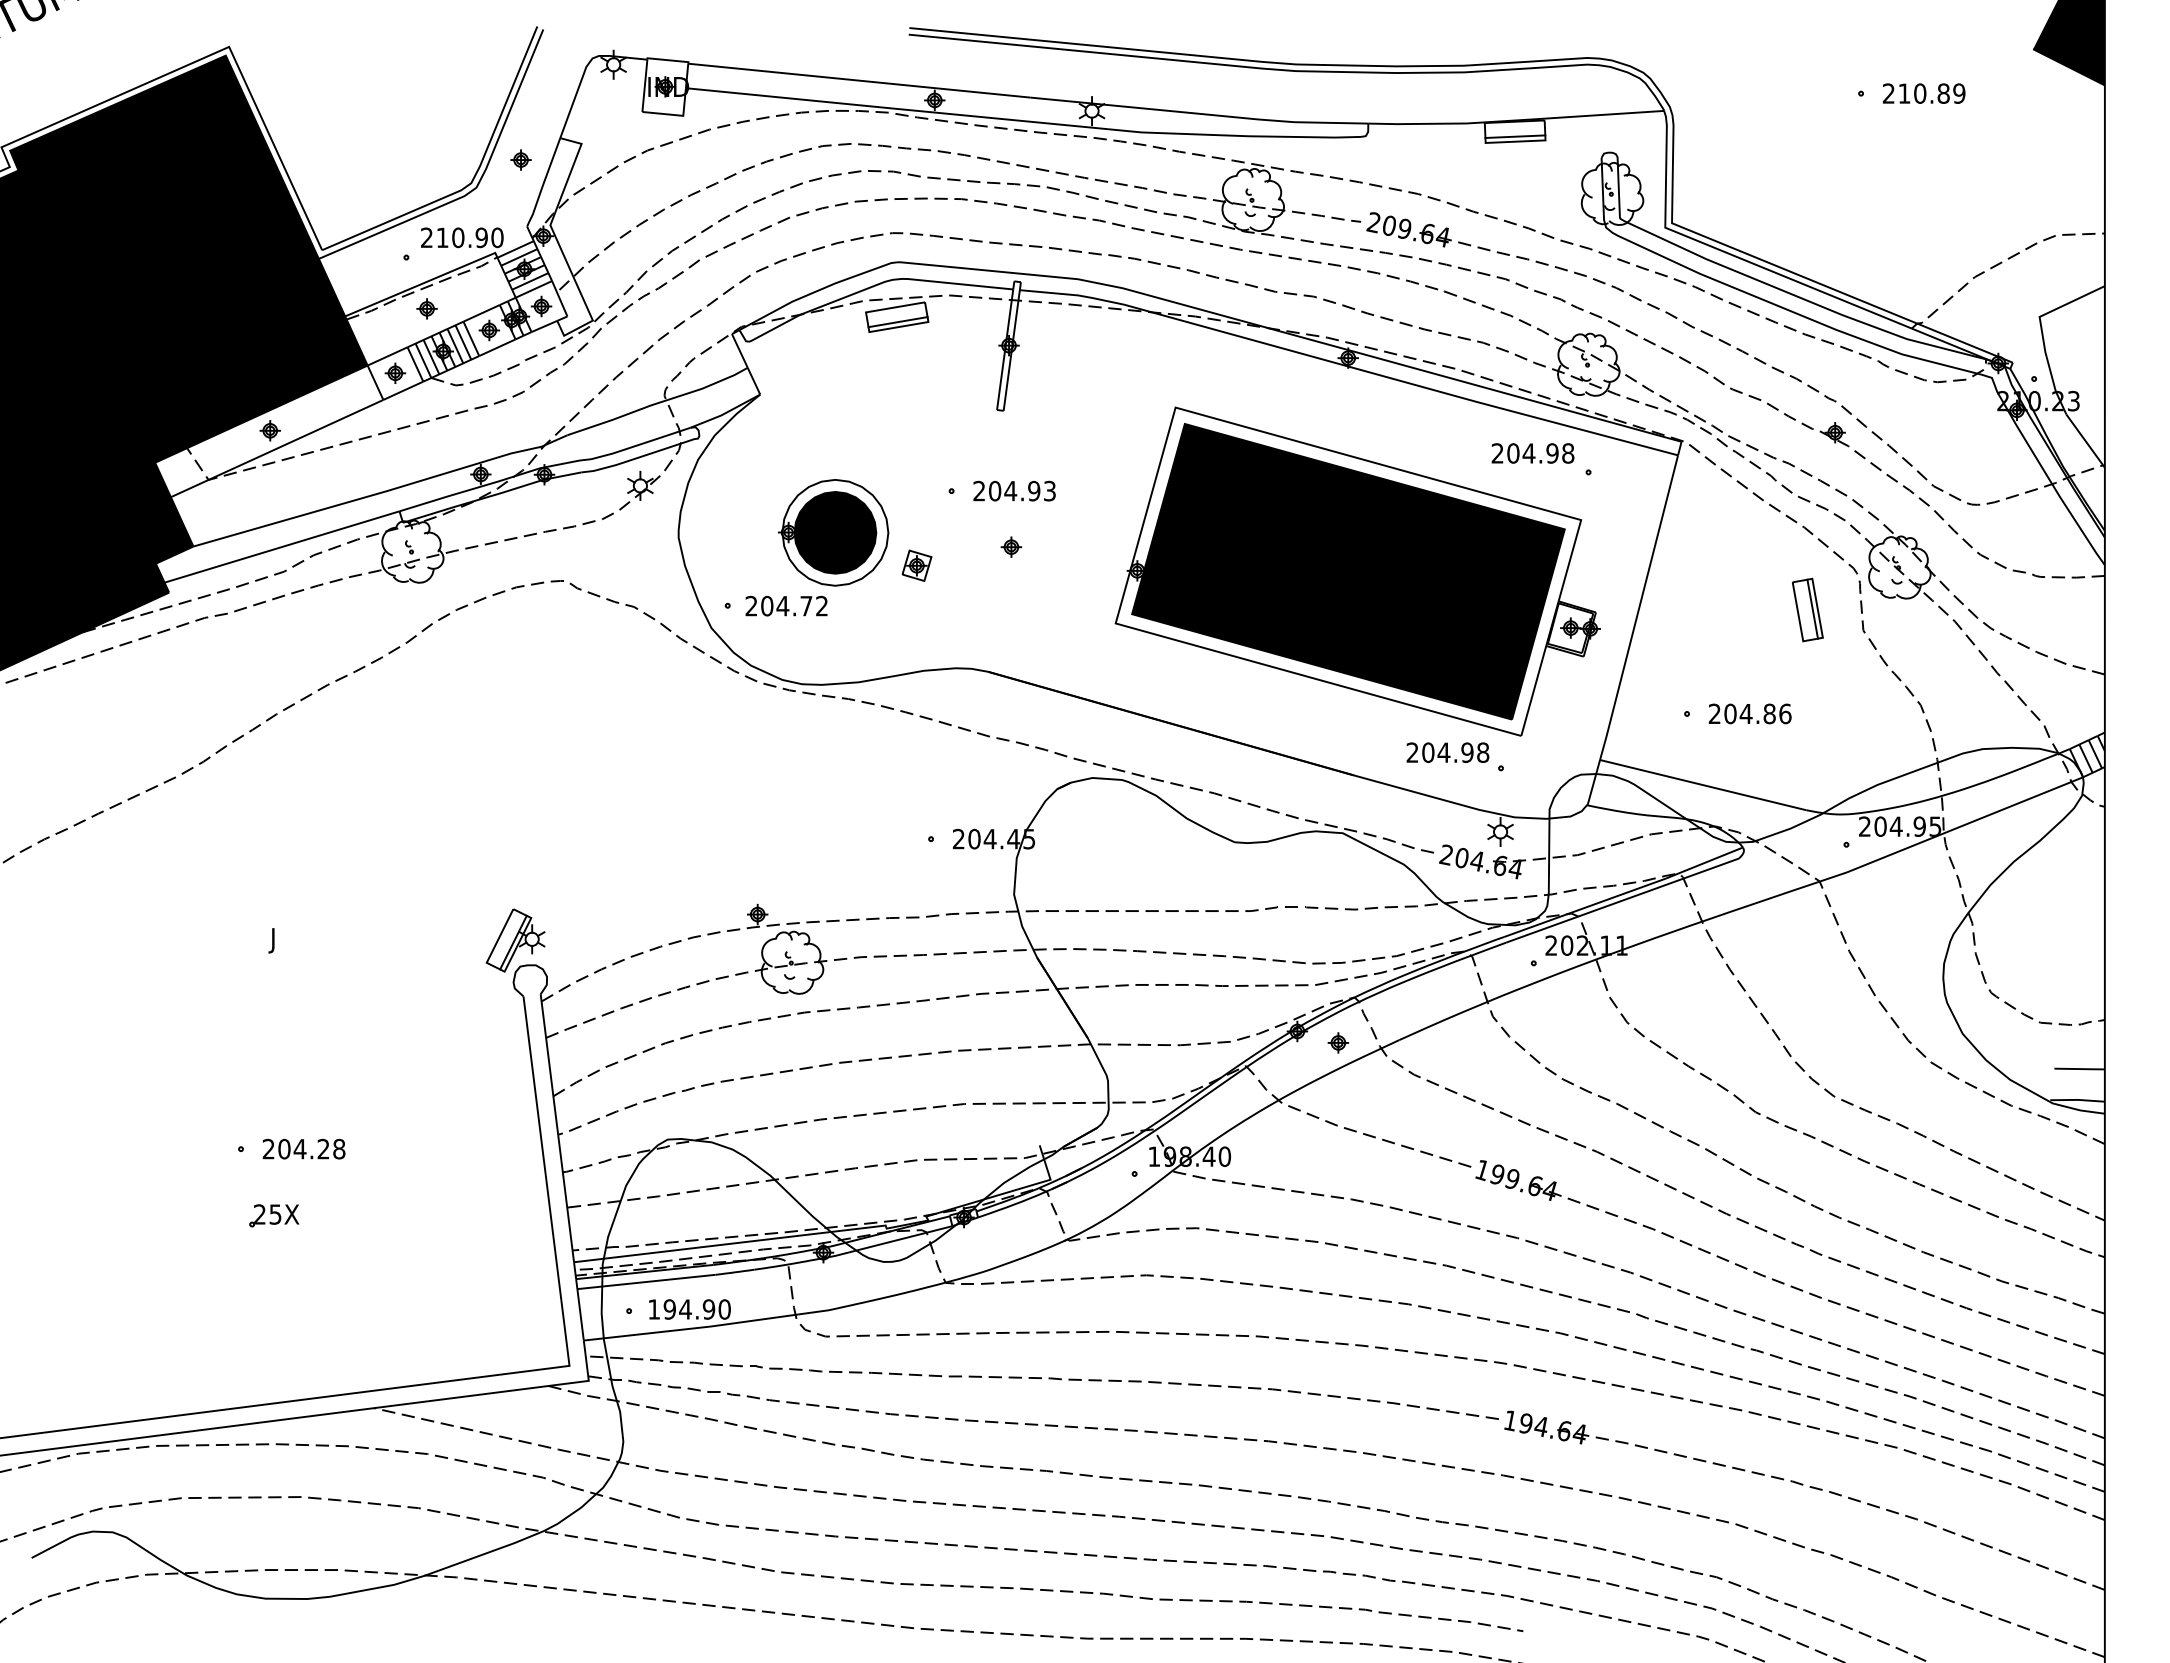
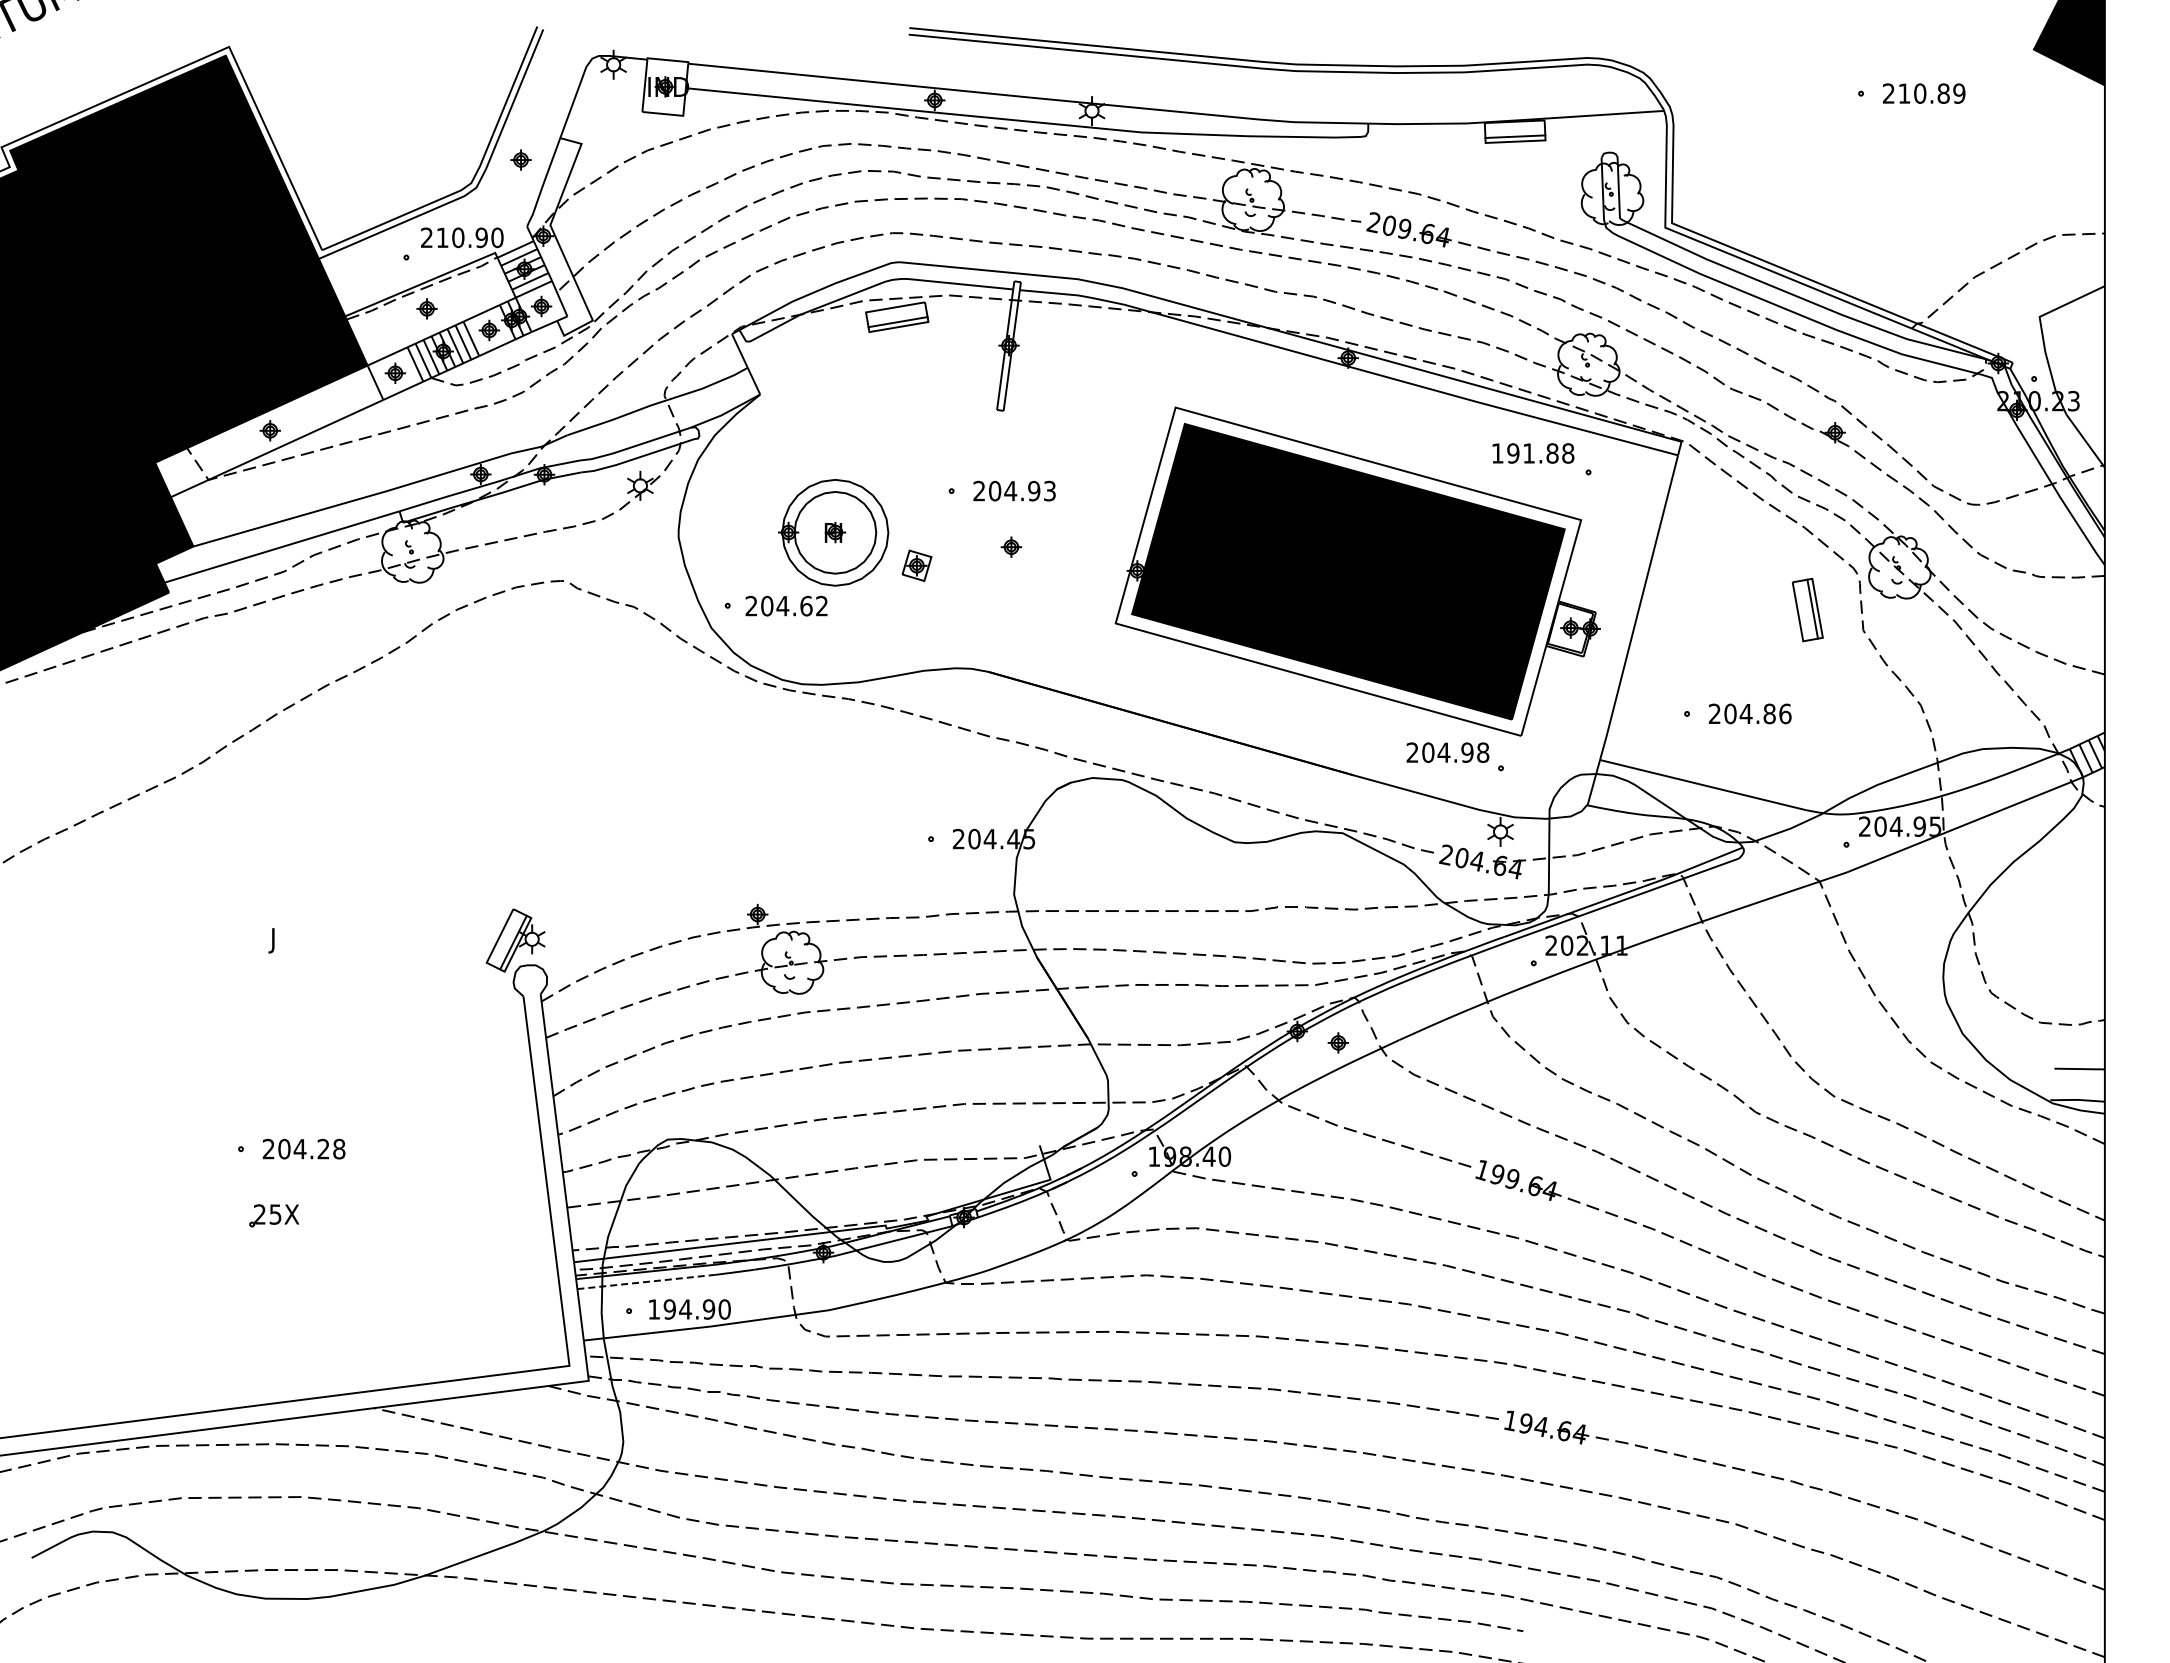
text: 204.98 -> 191.88 (1524, 453)
fill: present -> none (835, 532)
text: 204.72 -> 204.62 (806, 605)
line: solid -> dashed (646, 1282)
